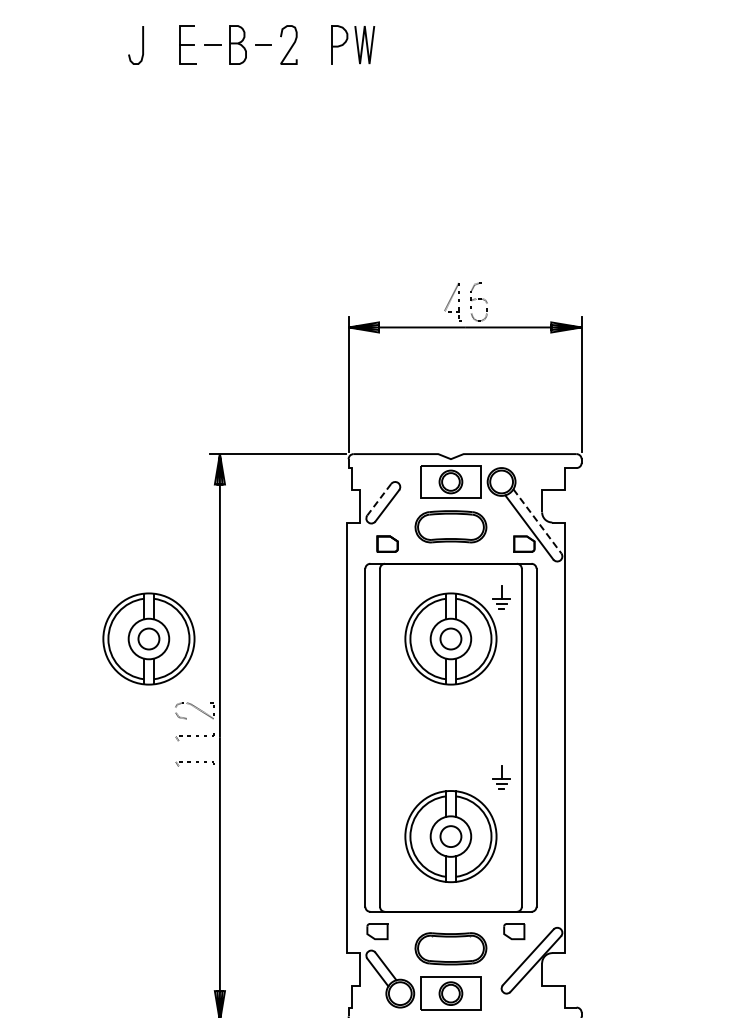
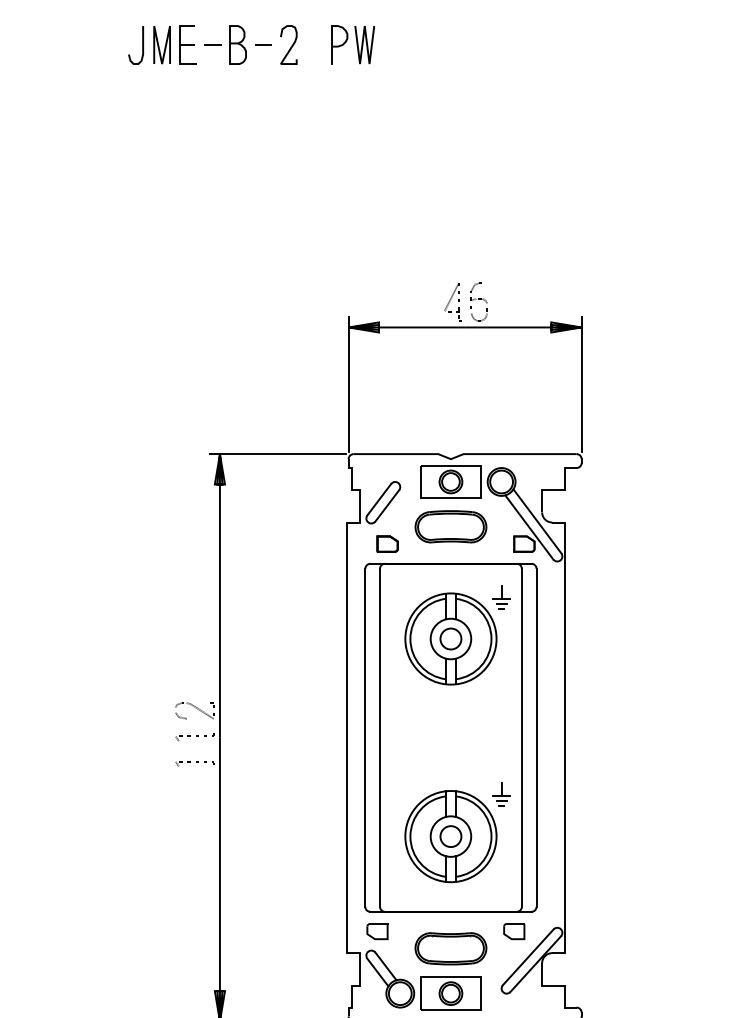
line: none -> present (159, 45)
line: dashed -> solid (379, 499)
line: dashed -> solid (537, 521)
part: present -> none (148, 638)
part position: (501, 777) -> (501, 794) (501, 794)
